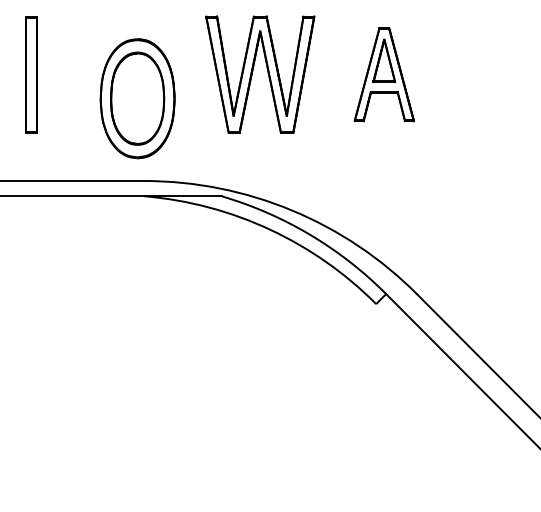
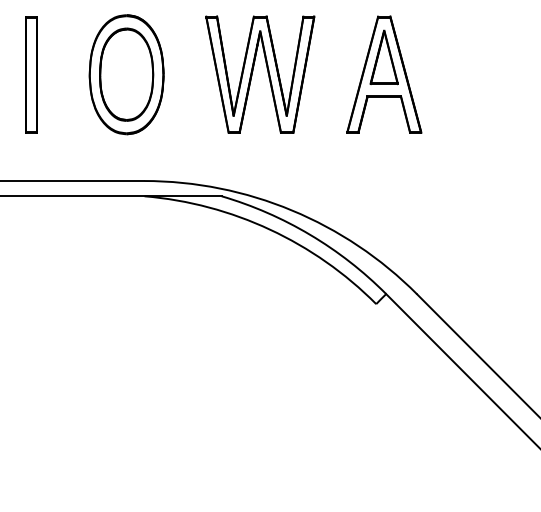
part size: 62x96 px -> 77x119 px (384, 74)
part position: (137, 98) -> (126, 74) (126, 74)
